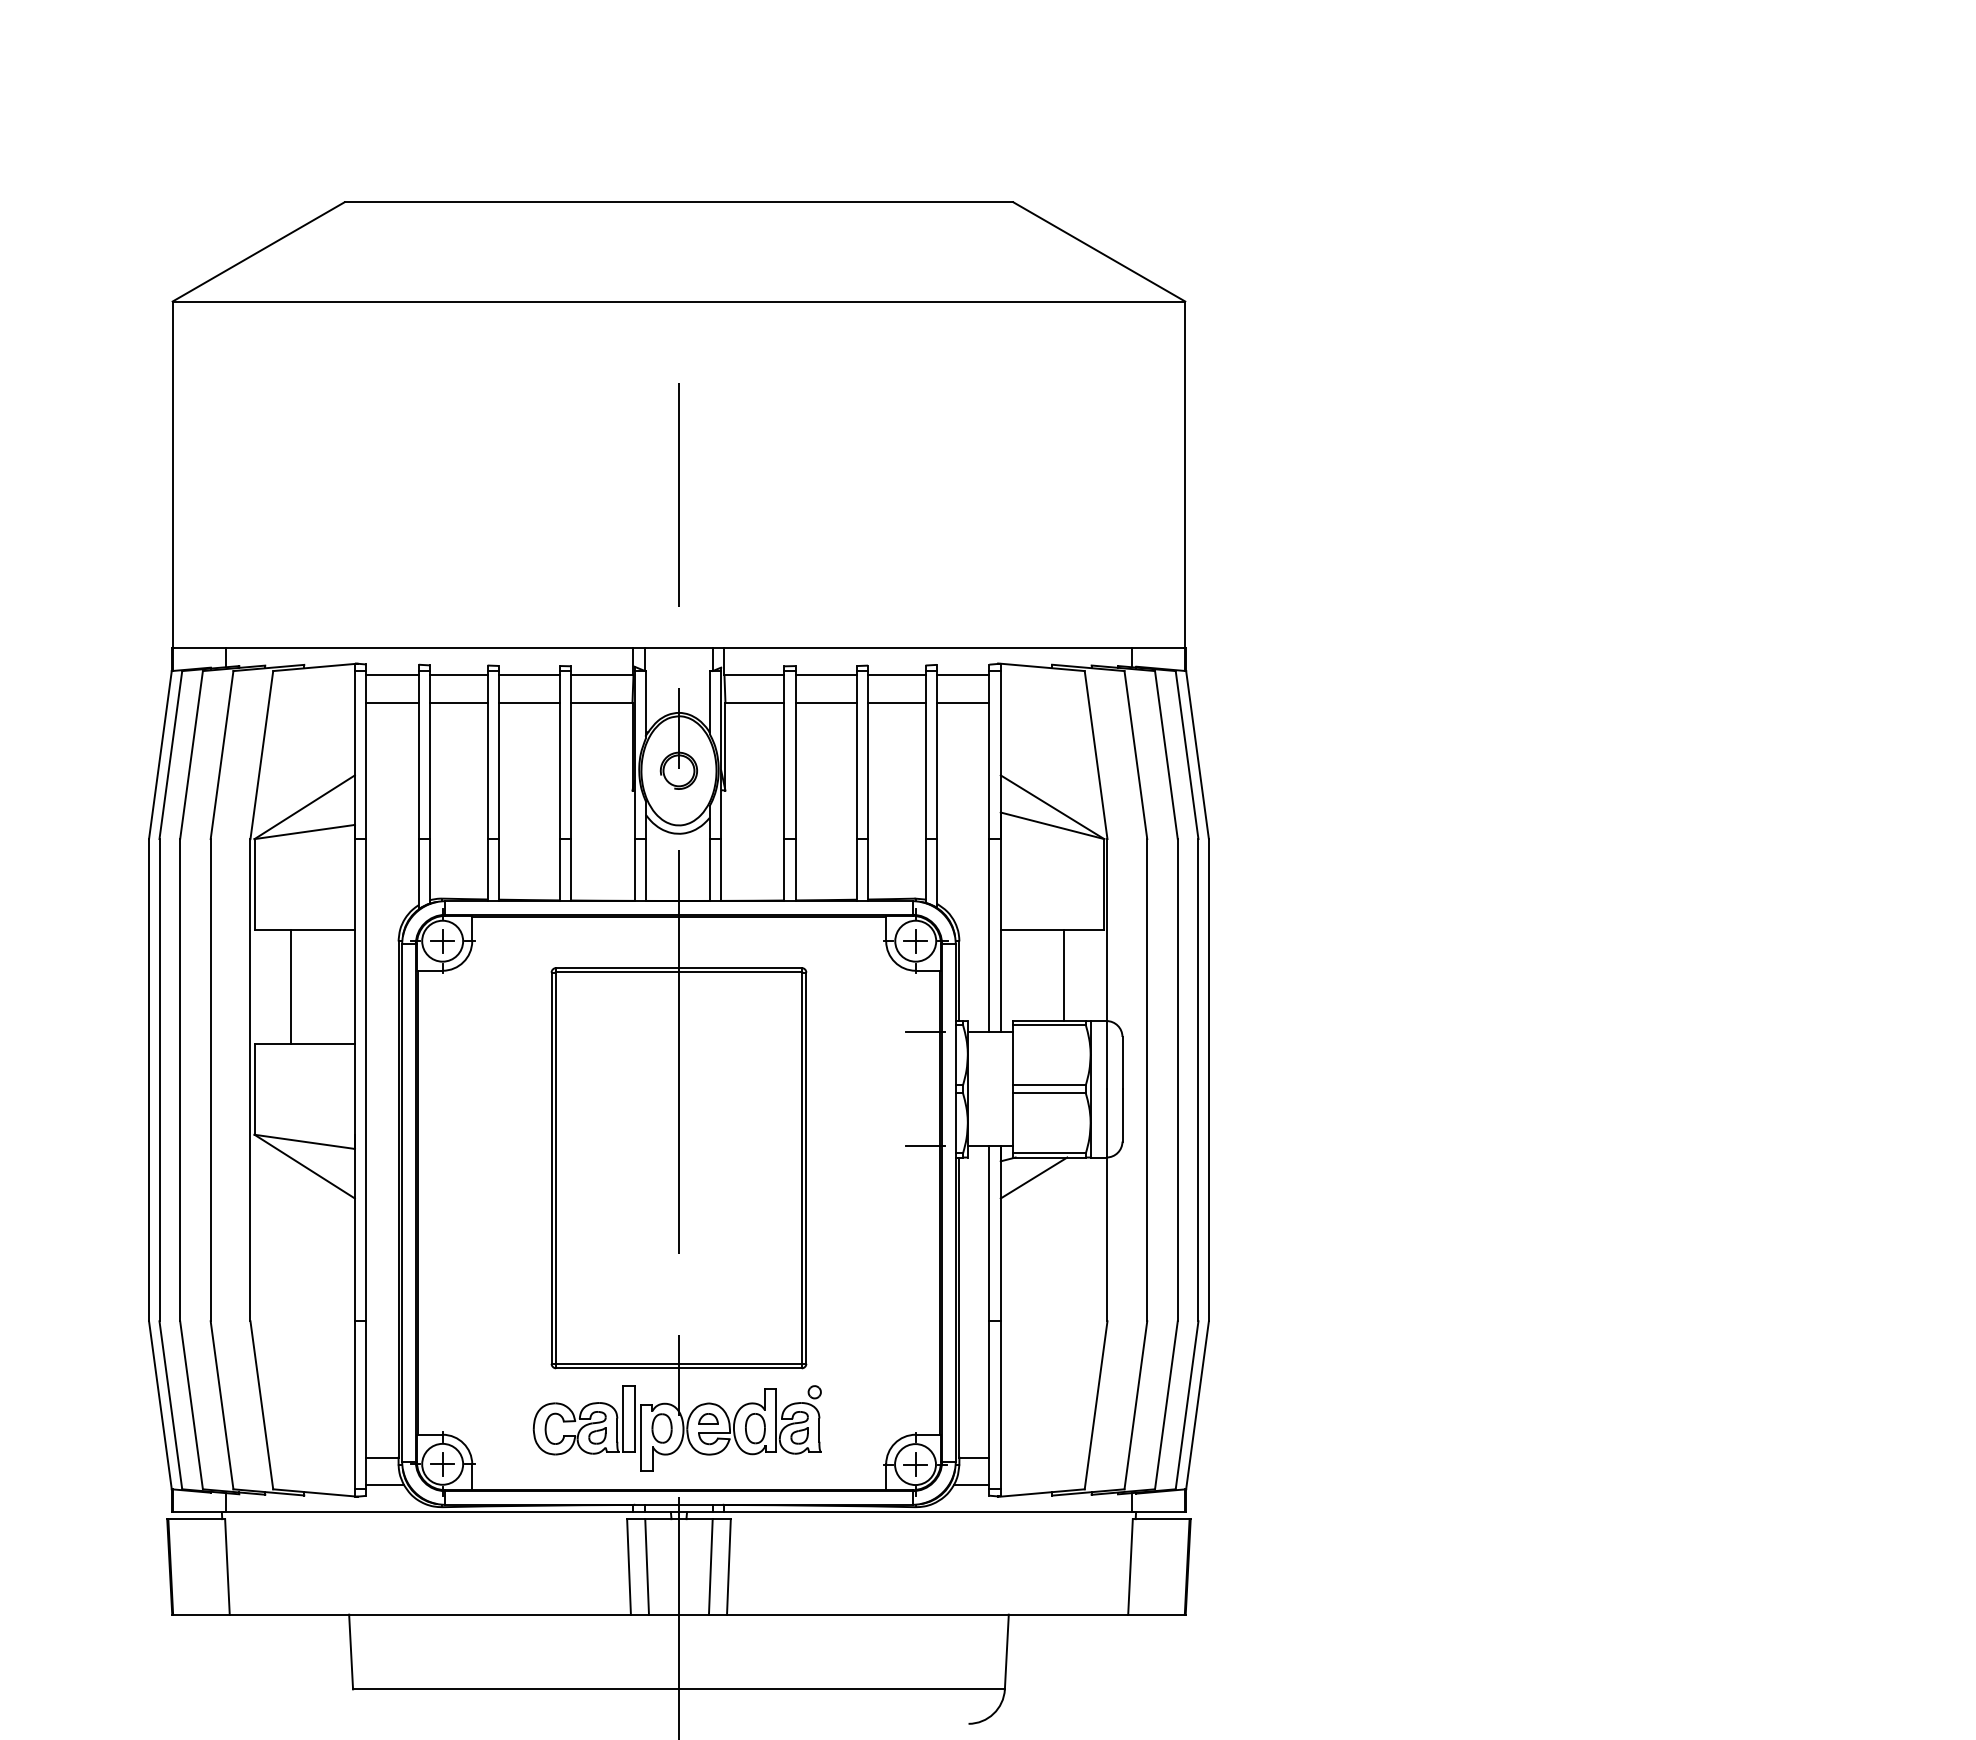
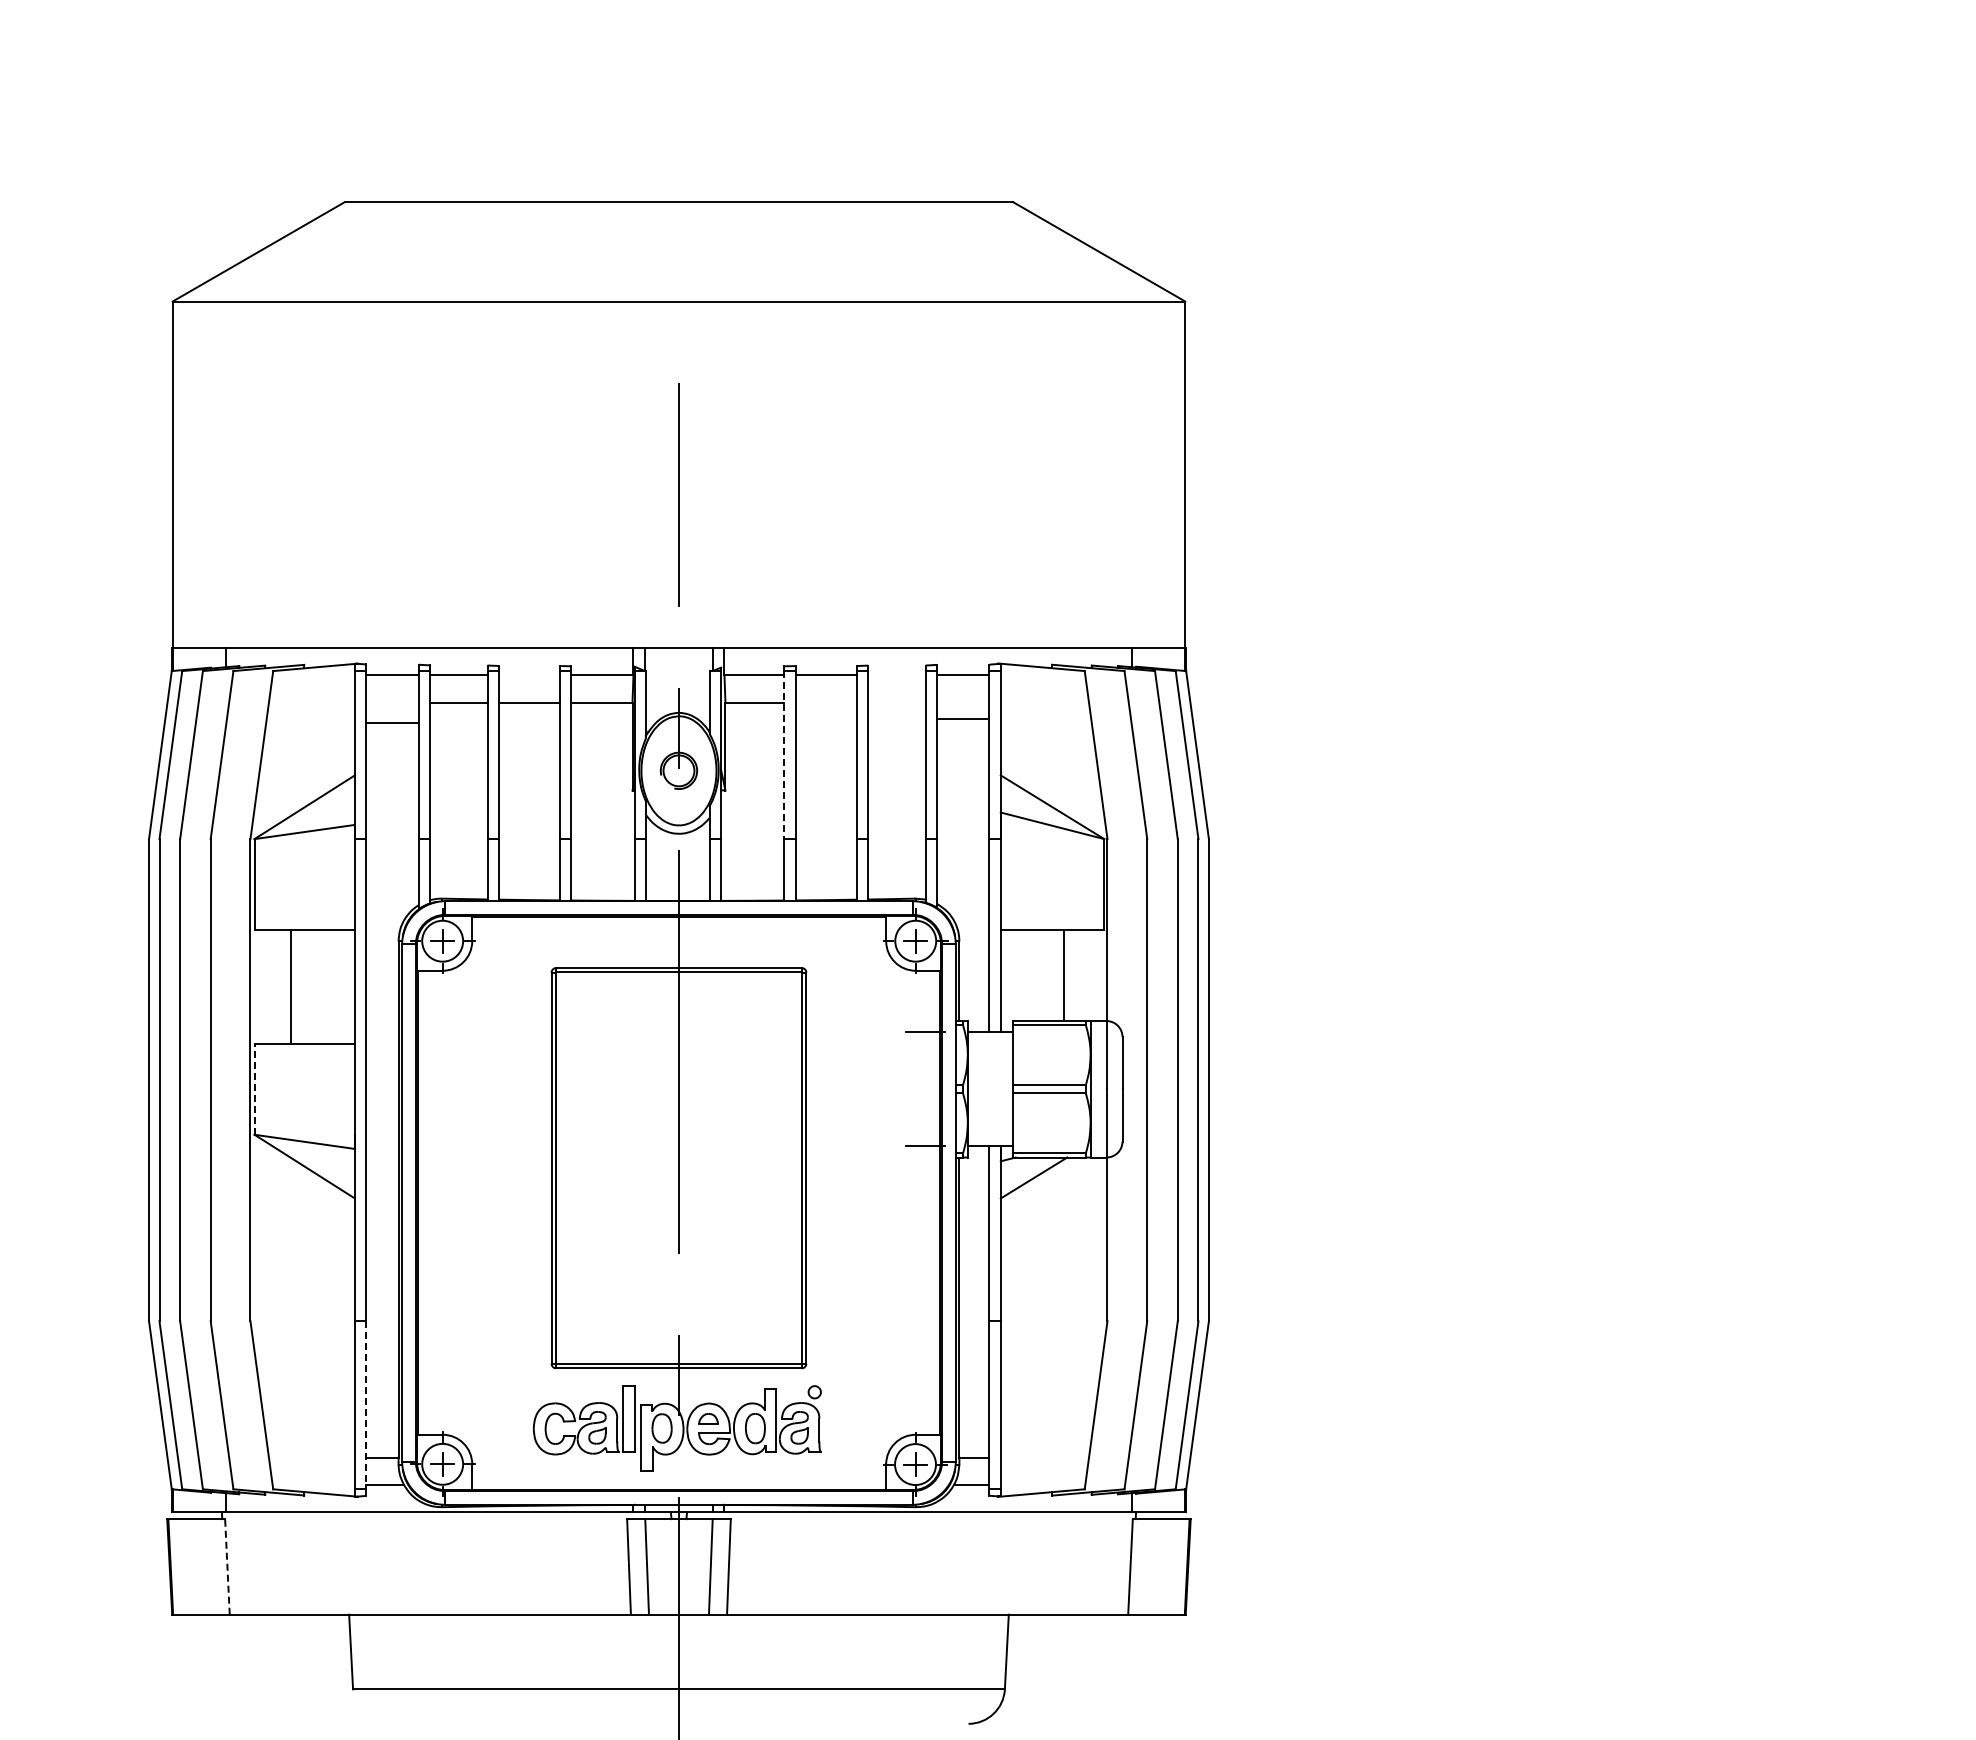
line: present -> none (528, 675)
line: present -> none (896, 675)
line position: (392, 702) -> (392, 722) (392, 722)
line: present -> none (825, 702)
line: present -> none (896, 702)
line position: (962, 702) -> (962, 718) (962, 718)
line: solid -> dashed (784, 755)
line: solid -> dashed (254, 1088)
line: solid -> dashed (366, 1405)
line: solid -> dashed (227, 1566)
